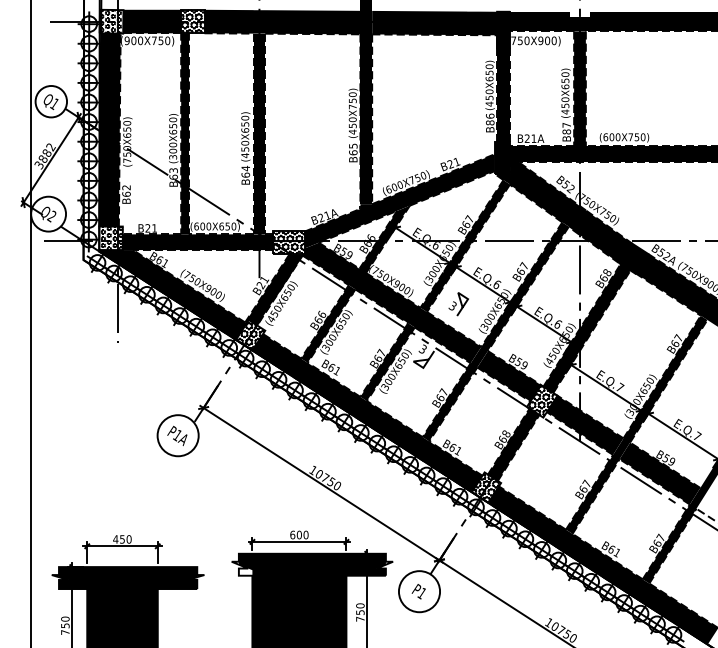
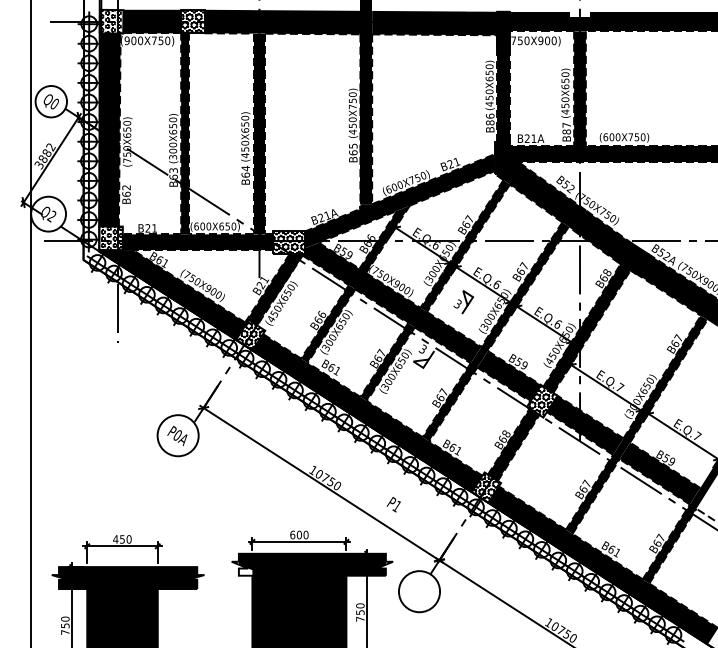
text: Q1 -> Q0 (54, 104)
part position: (458, 304) -> (463, 302) (463, 302)
text: P1A -> P0A (177, 435)
text position: (418, 591) -> (393, 504) (393, 504)
